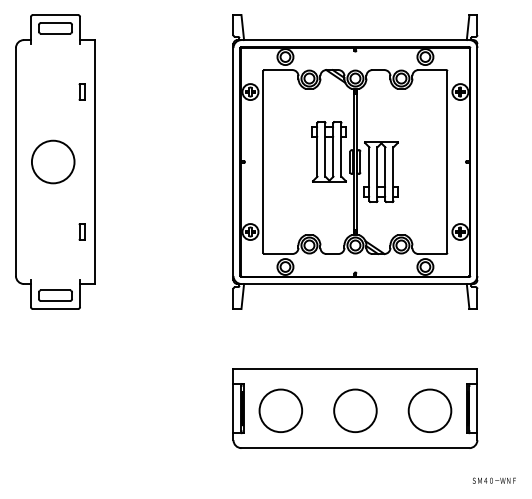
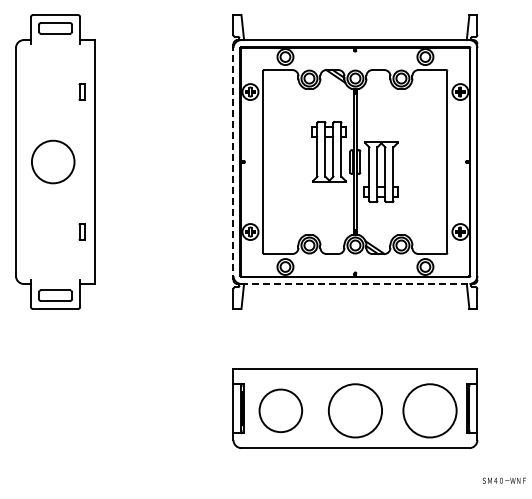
line: solid -> dashed (233, 162)
line: solid -> dashed (355, 284)
circle diameter: 43 px -> 53 px (355, 410)
circle diameter: 43 px -> 53 px (429, 410)
text position: (494, 480) -> (504, 480) (504, 480)
